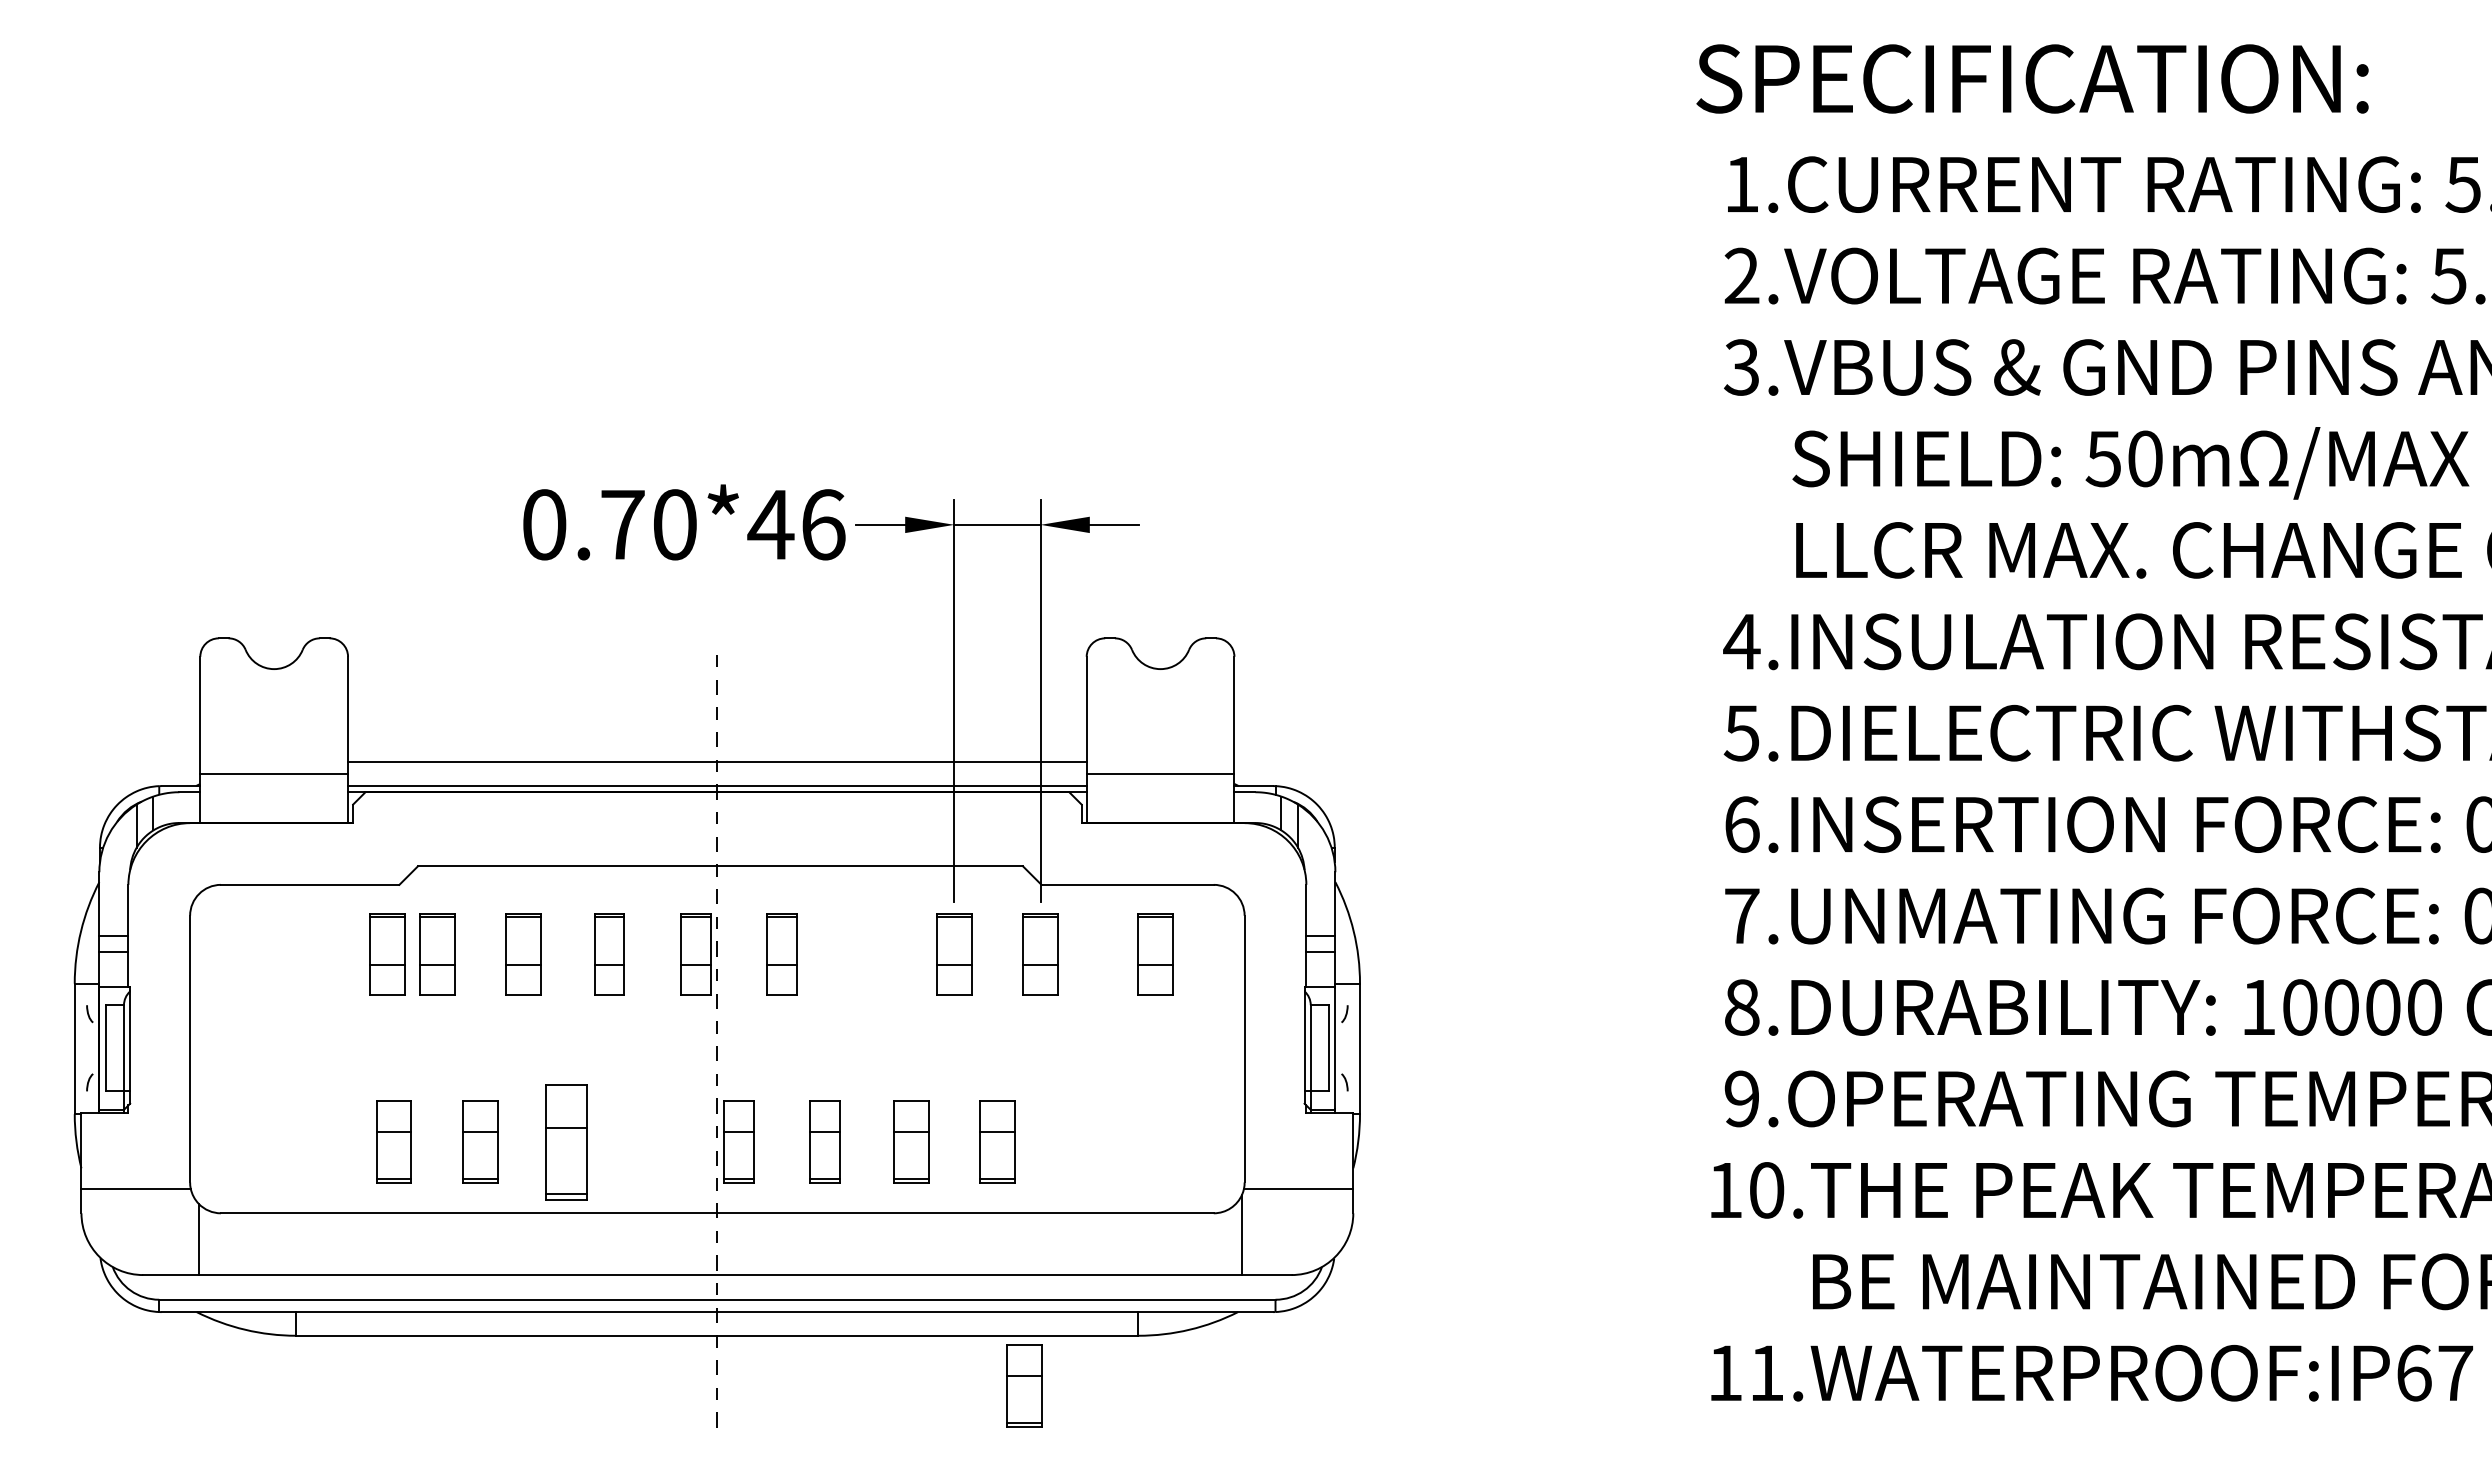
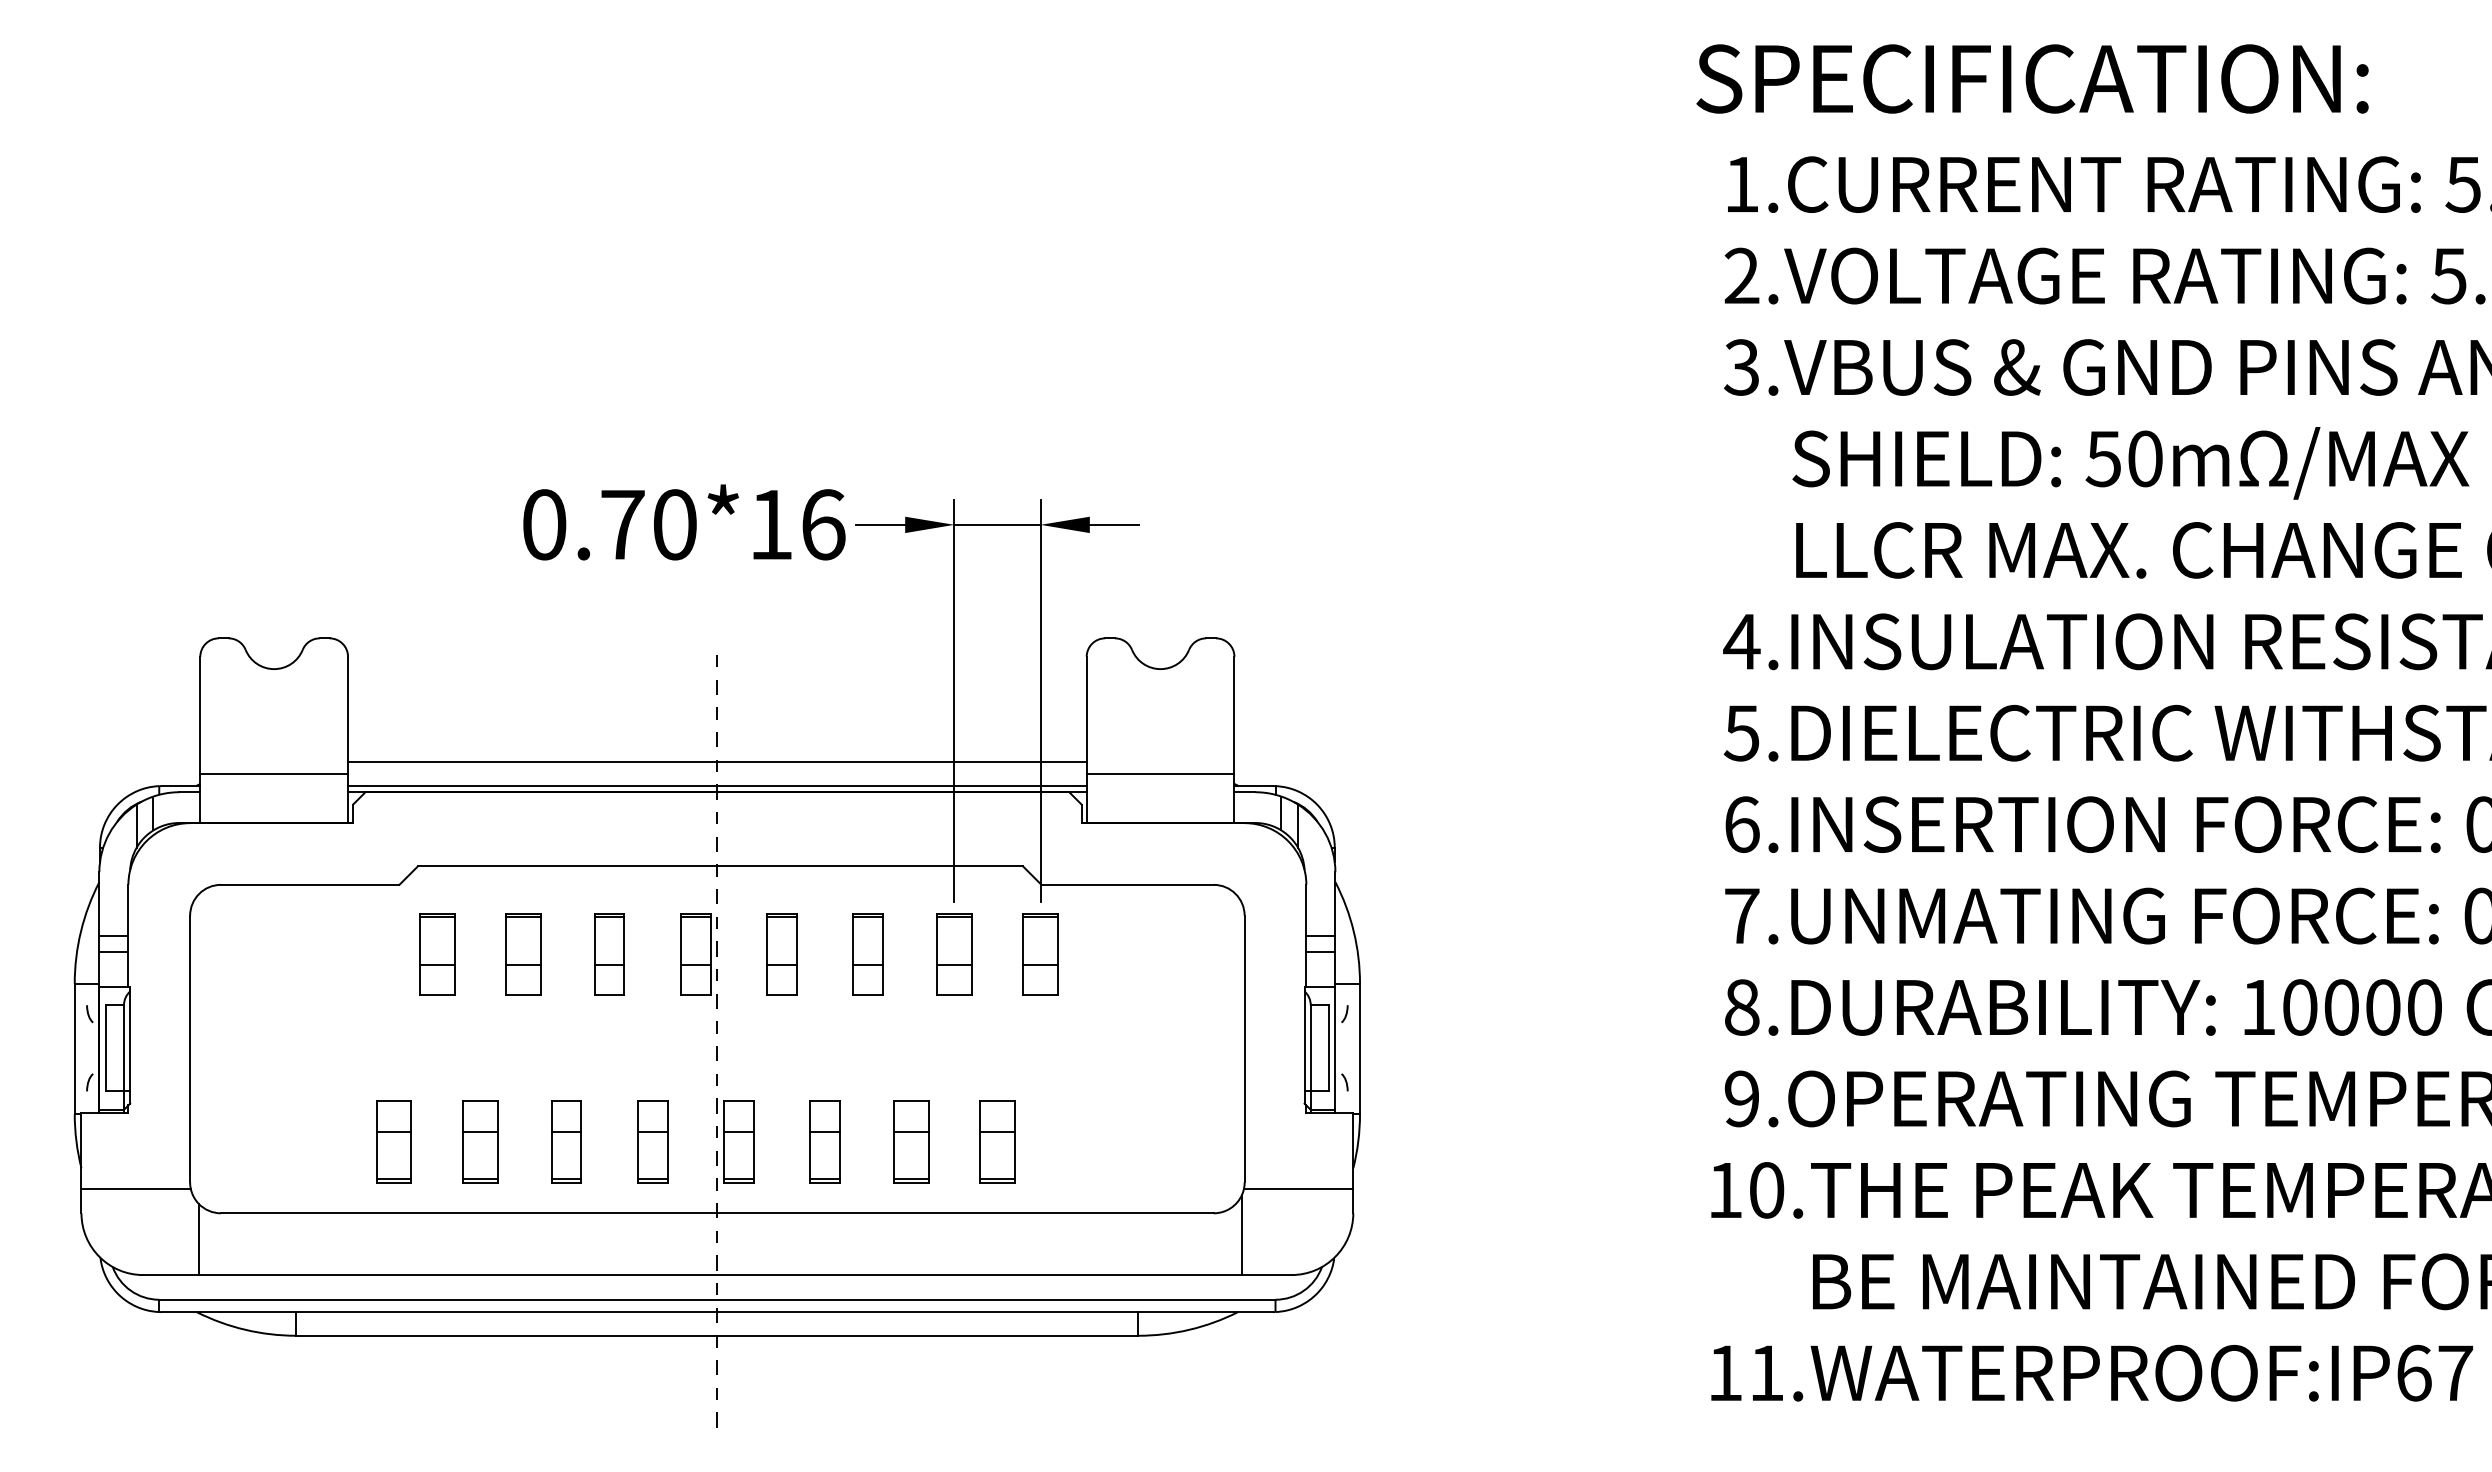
text: 0.70*46 -> 0.70*16 (770, 524)
part: present -> none (387, 954)
part: none -> present (867, 954)
part: present -> none (1155, 954)
part: none -> present (652, 1141)
part size: 43x117 px -> 31x84 px (566, 1141)
part: present -> none (1024, 1385)
